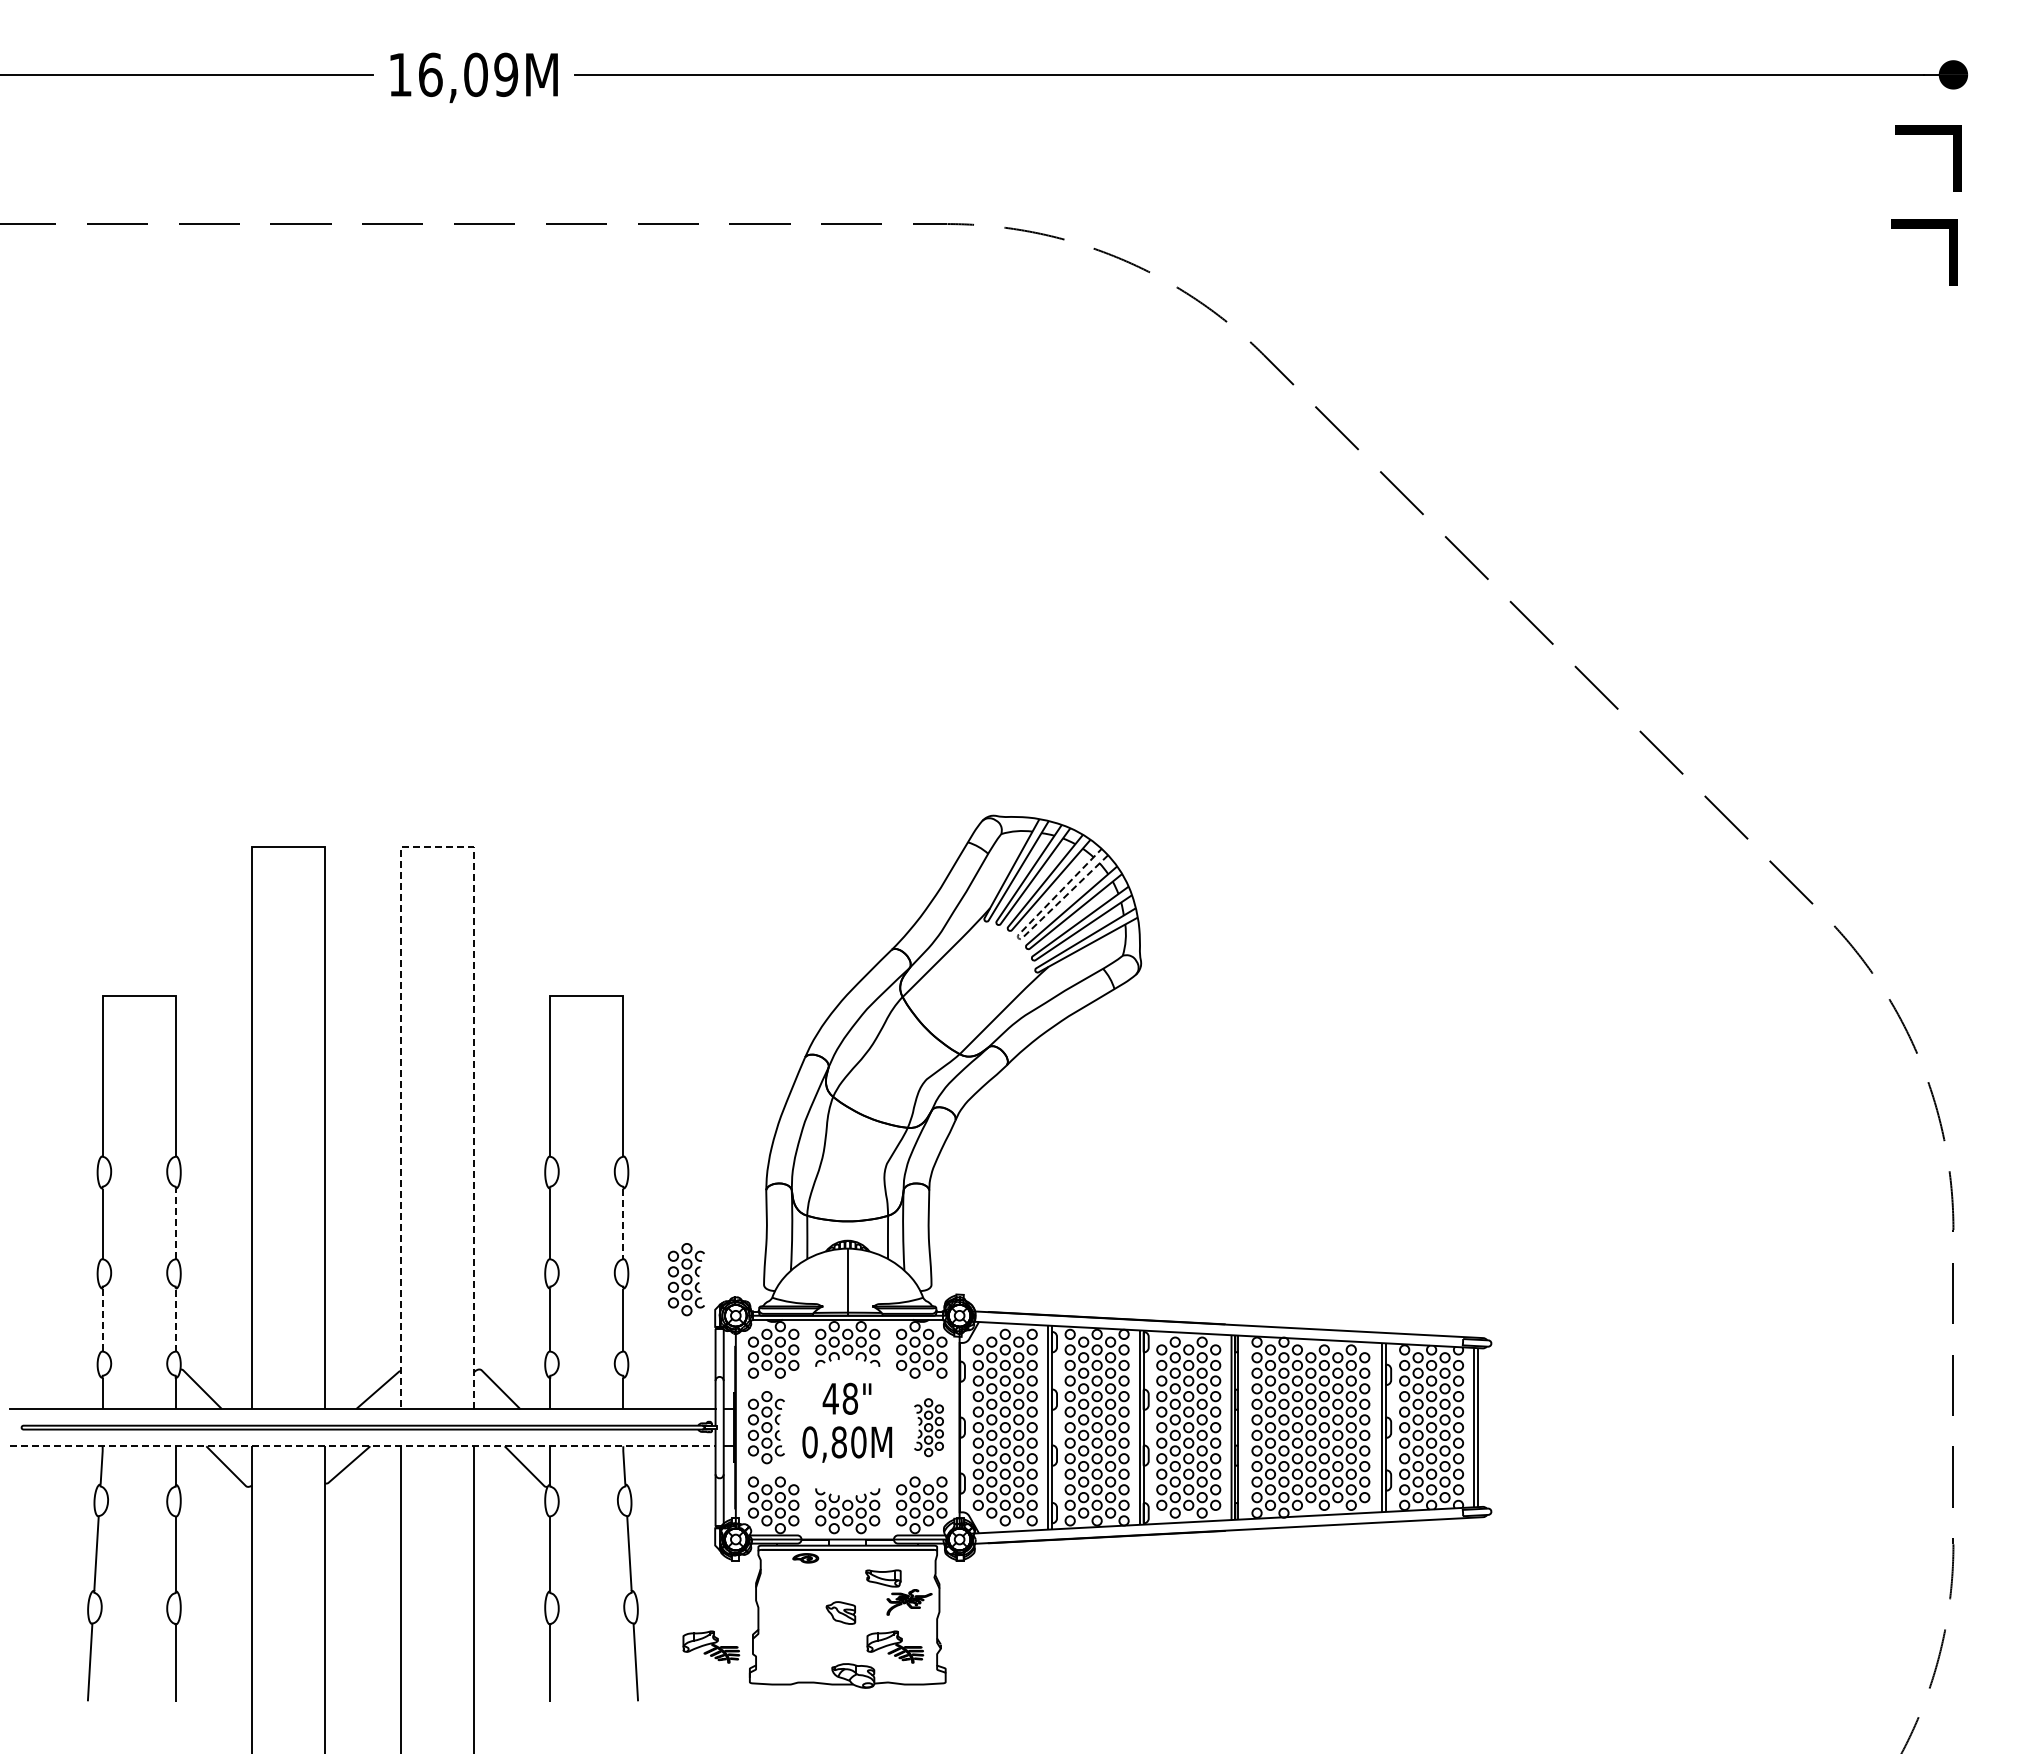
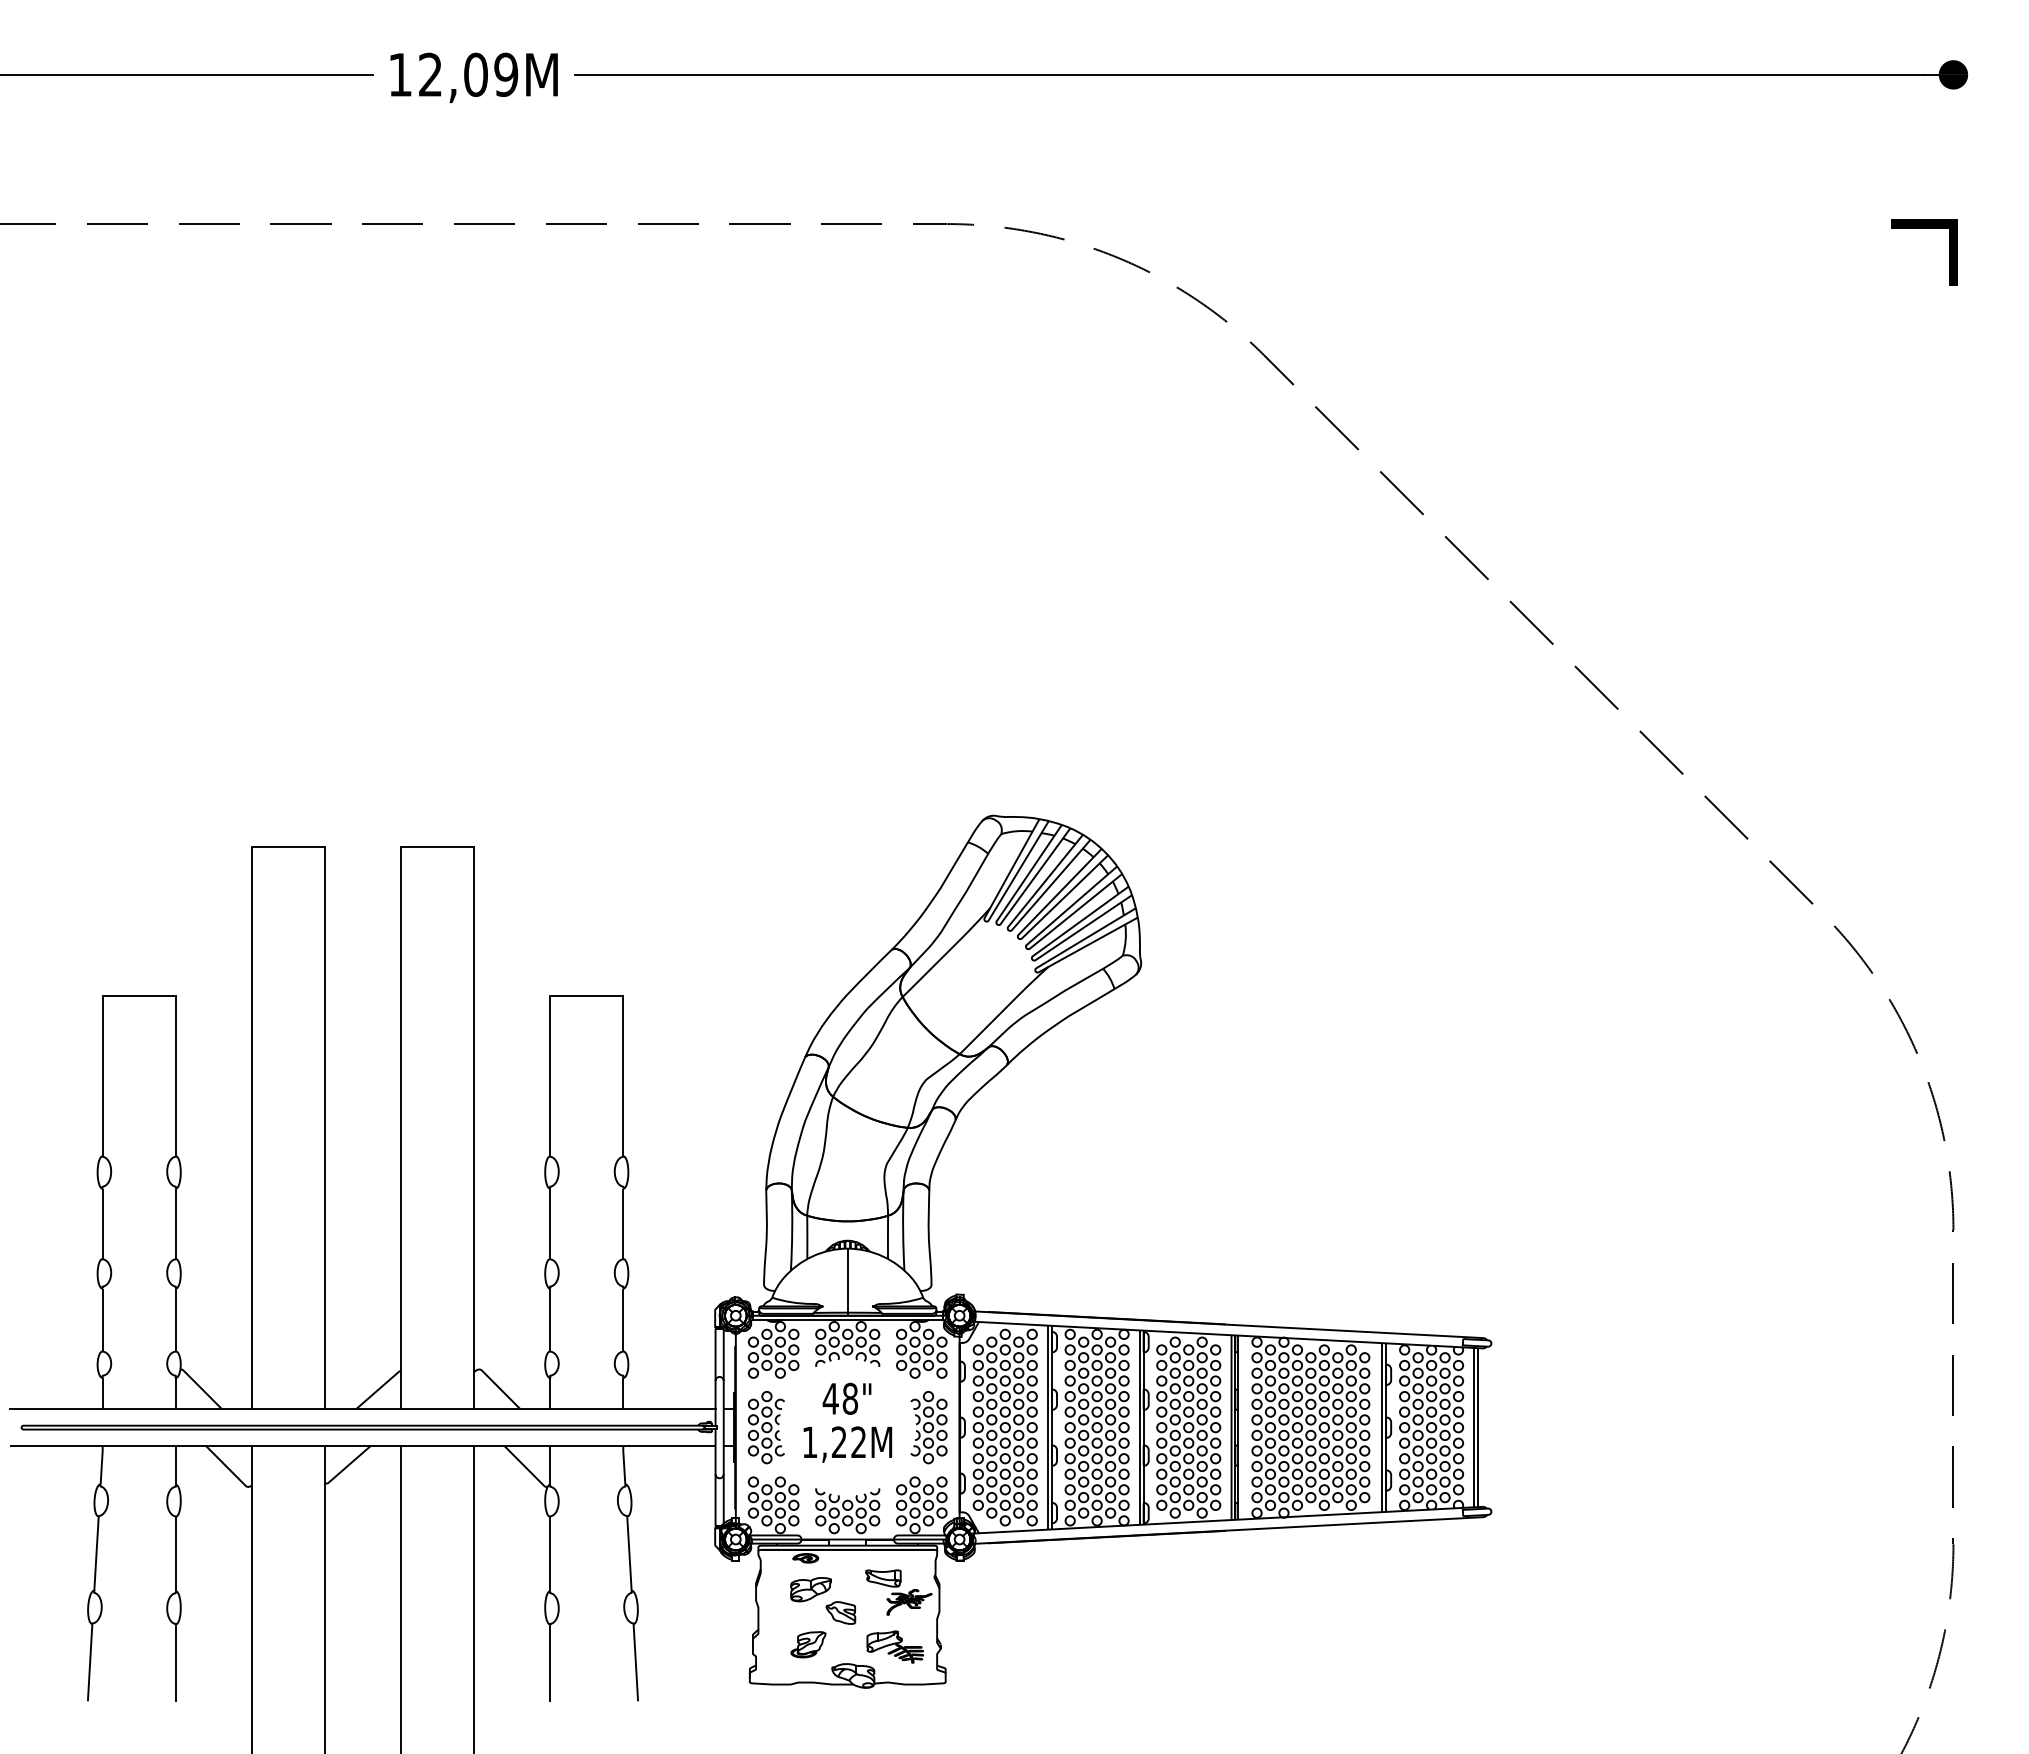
text: 16,09M -> 12,09M (430, 74)
line: present -> none (1928, 134)
line: dashed -> solid (437, 847)
line: dashed -> solid (1018, 938)
line: dashed -> solid (175, 1223)
line: dashed -> solid (623, 1224)
part: present -> none (686, 1279)
line: dashed -> solid (102, 1320)
line: dashed -> solid (175, 1320)
part size: 30x60 px -> 38x74 px (928, 1427)
text: 0,80M -> 1,22M (834, 1442)
line: dashed -> solid (362, 1446)
part: none -> present (810, 1589)
part: none -> present (808, 1644)
part: present -> none (711, 1646)
